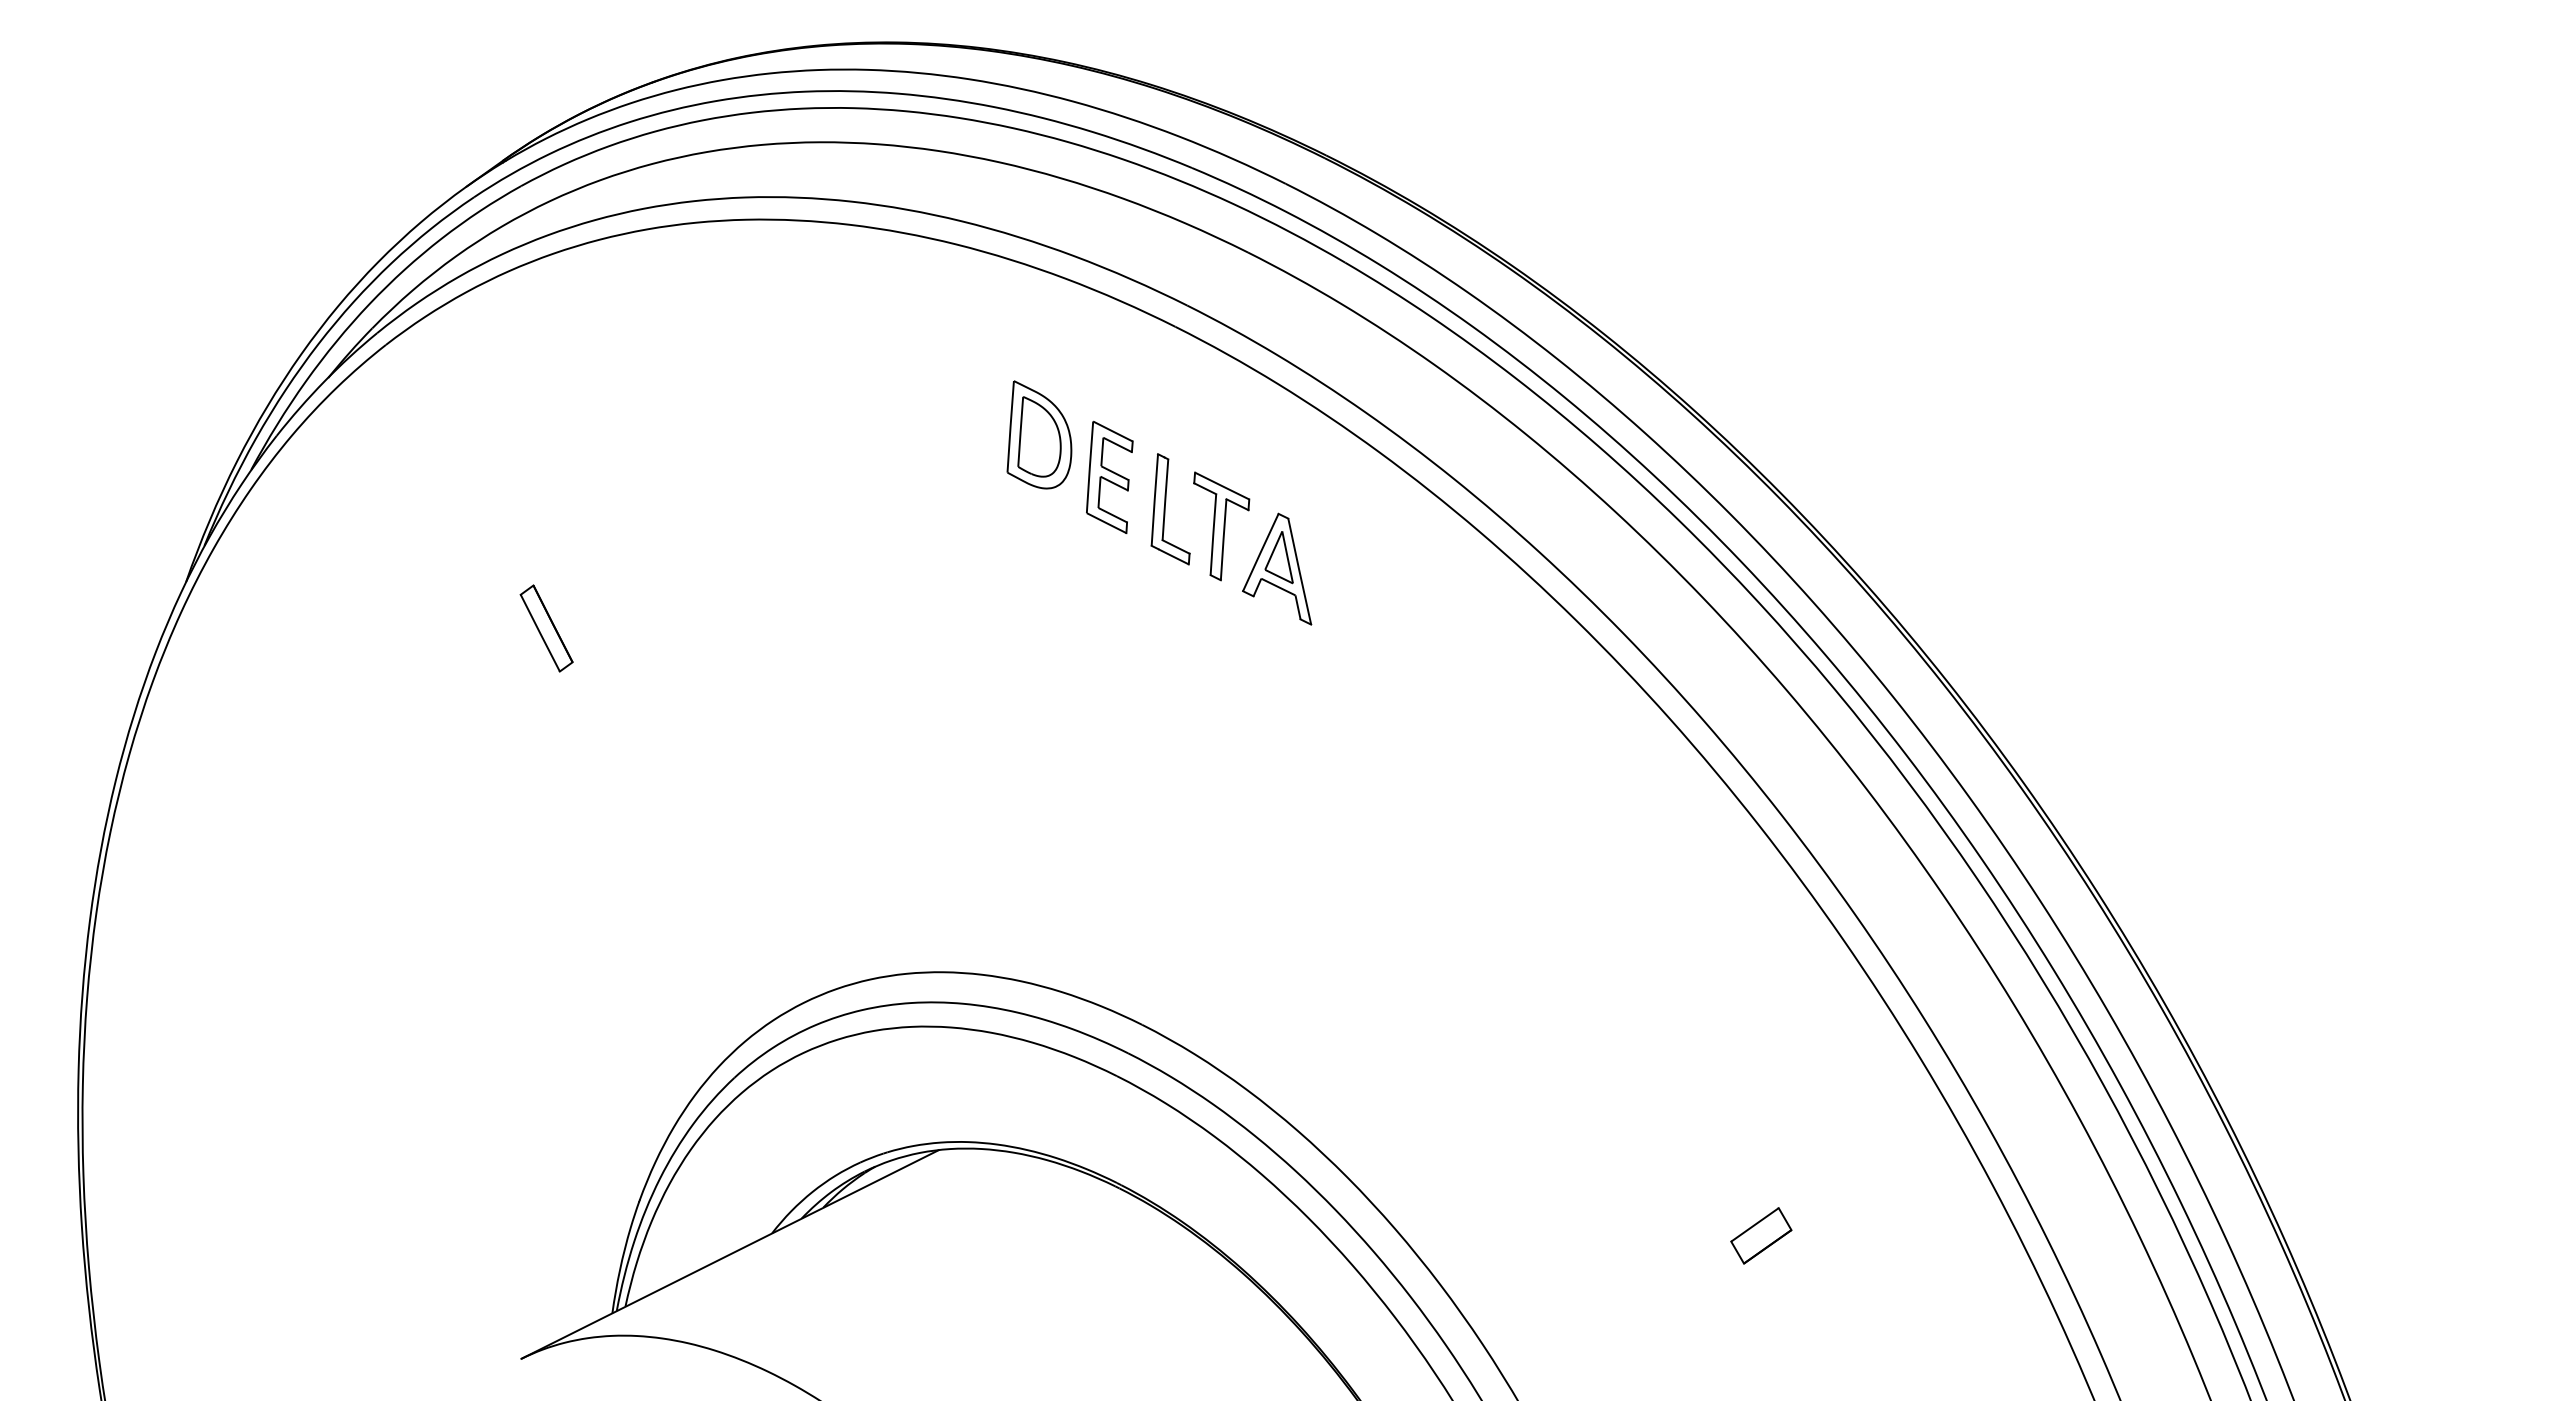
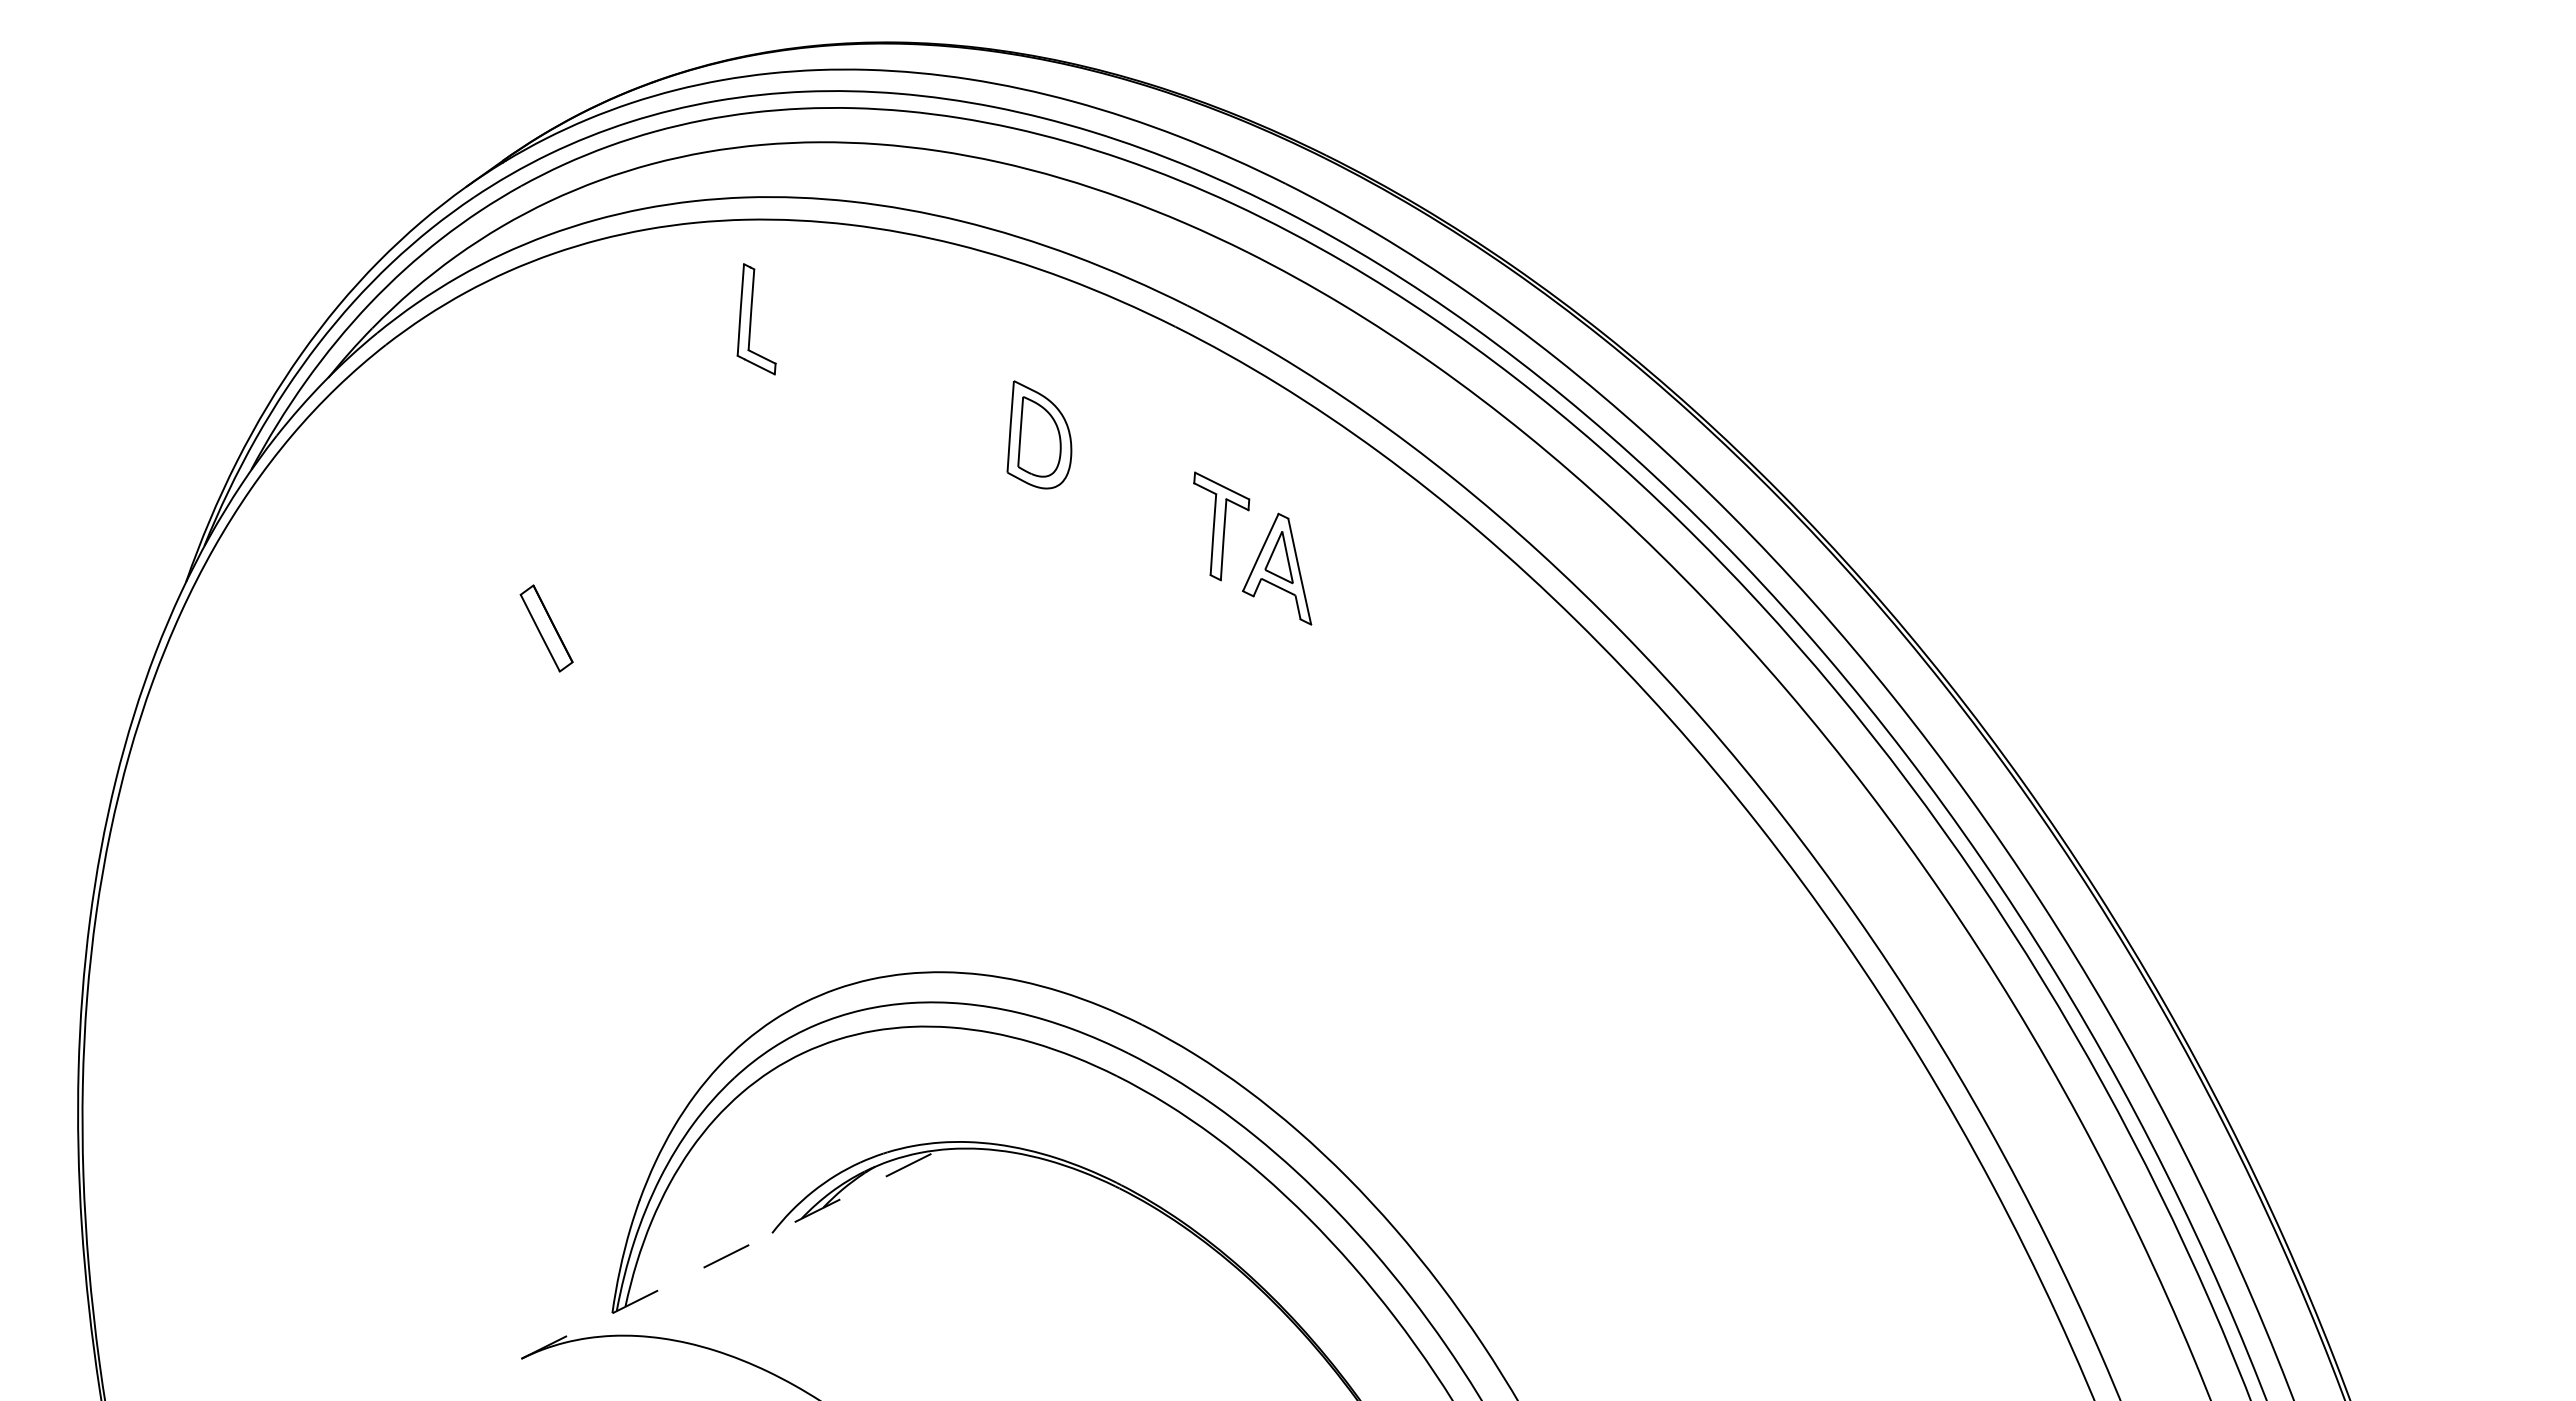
part: present -> none (1109, 477)
part position: (1170, 509) -> (756, 319) (756, 319)
part: present -> none (1761, 1235)
line: solid -> dashed (730, 1254)
